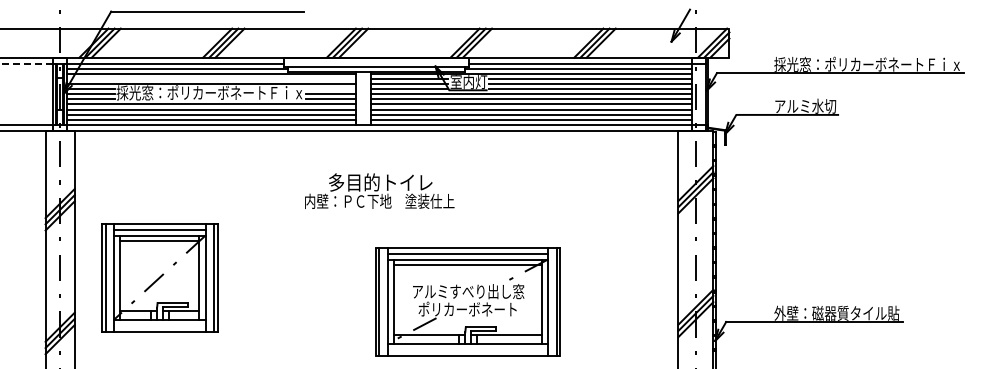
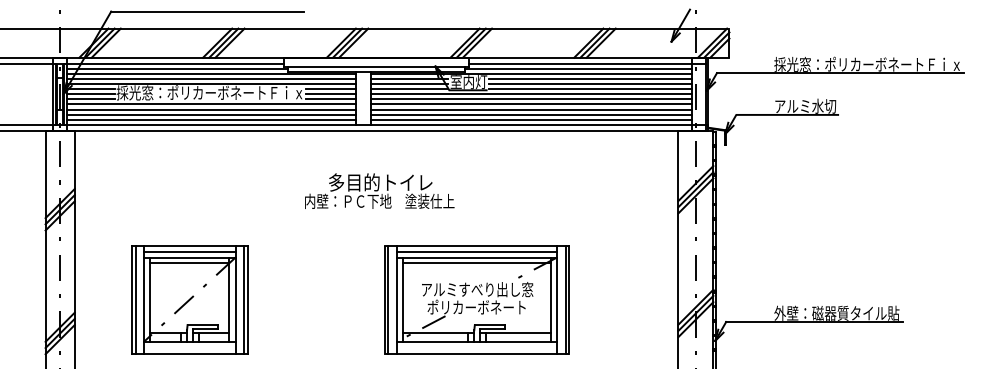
line: dashed -> solid (26, 63)
line: none -> present (211, 78)
line: none -> present (330, 89)
part position: (159, 277) -> (189, 299) (189, 299)
part position: (467, 301) -> (476, 299) (476, 299)
